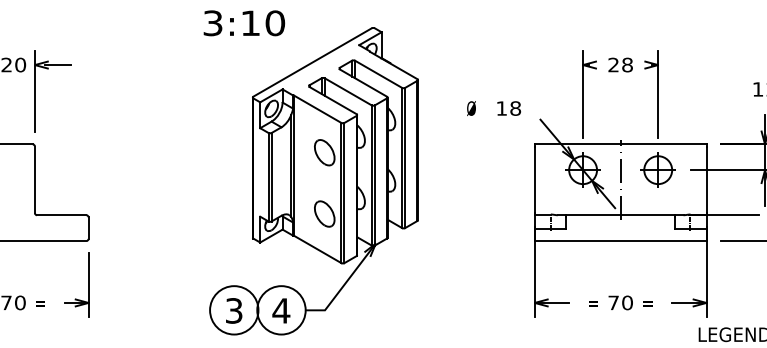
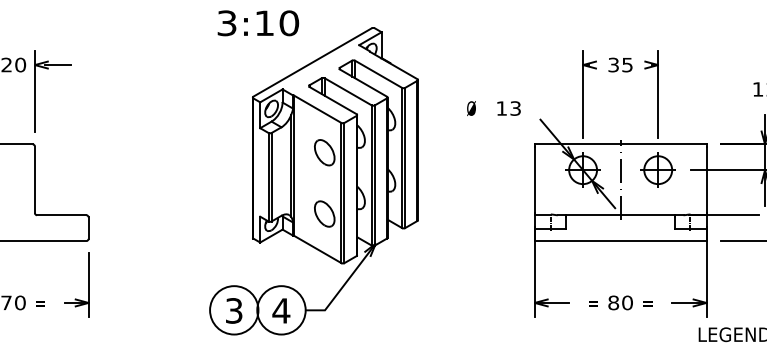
text position: (244, 23) -> (258, 23) (258, 23)
text: 28 -> 35 (620, 64)
text: 18 -> 13 (515, 108)
text: 70 -> 80 (613, 302)
